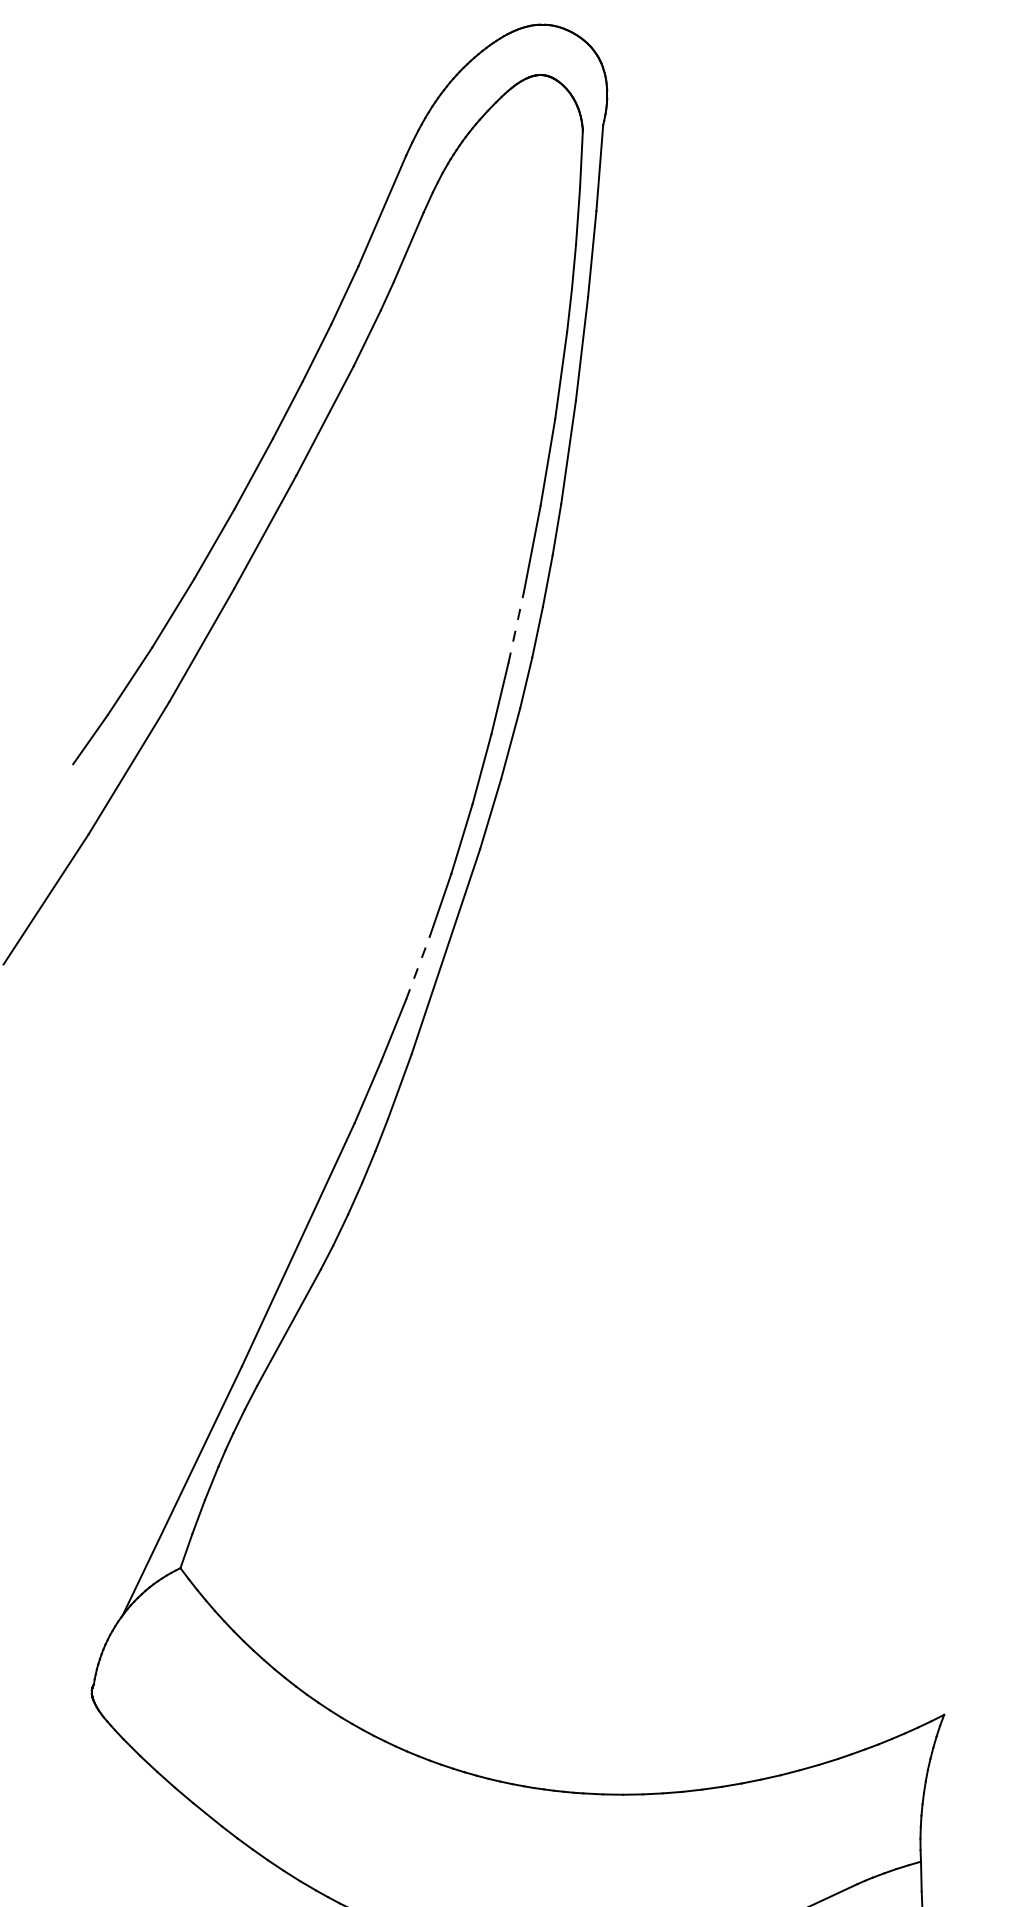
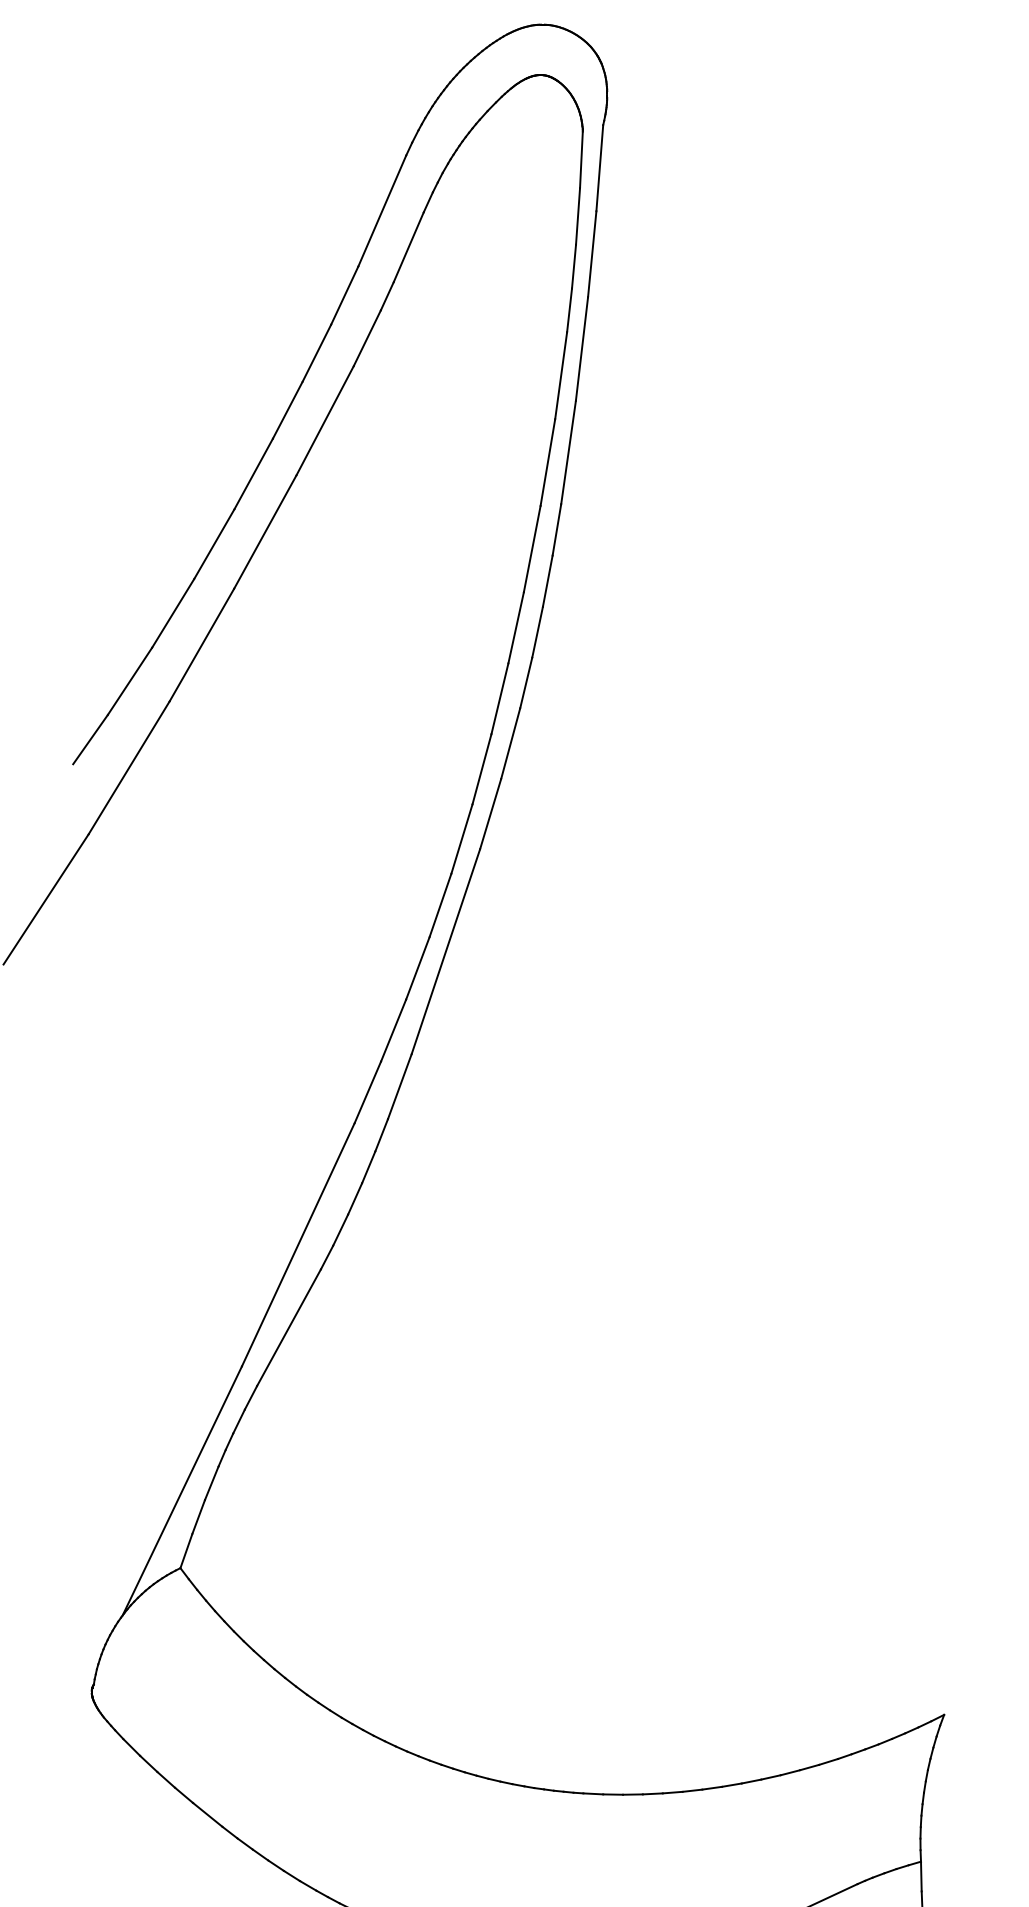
line: dashed -> solid (516, 627)
line: dashed -> solid (418, 967)
